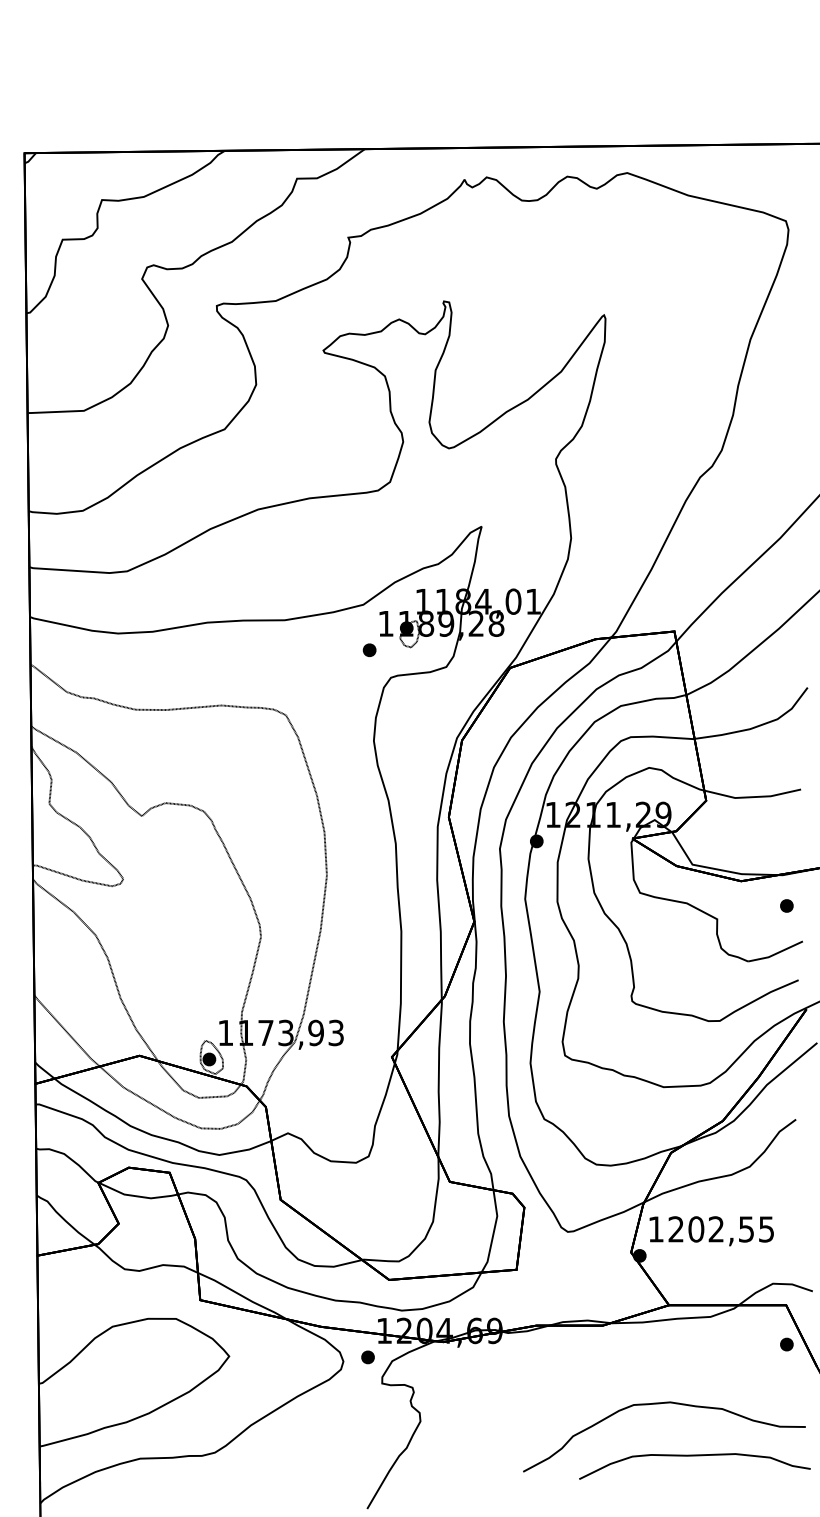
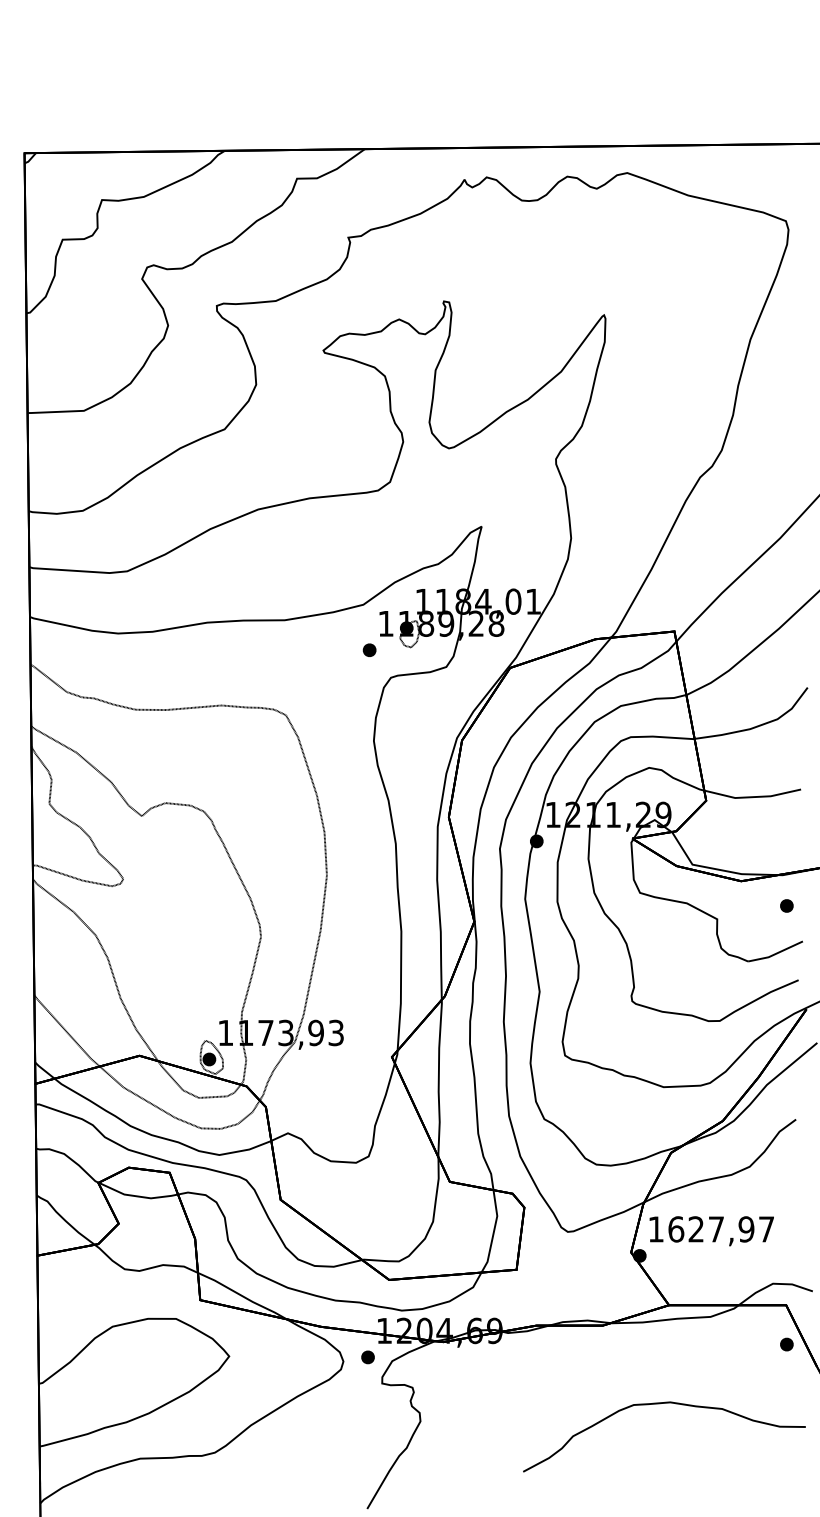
text: 1202,55 -> 1627,97 (720, 1229)
part: present -> none (694, 1456)
